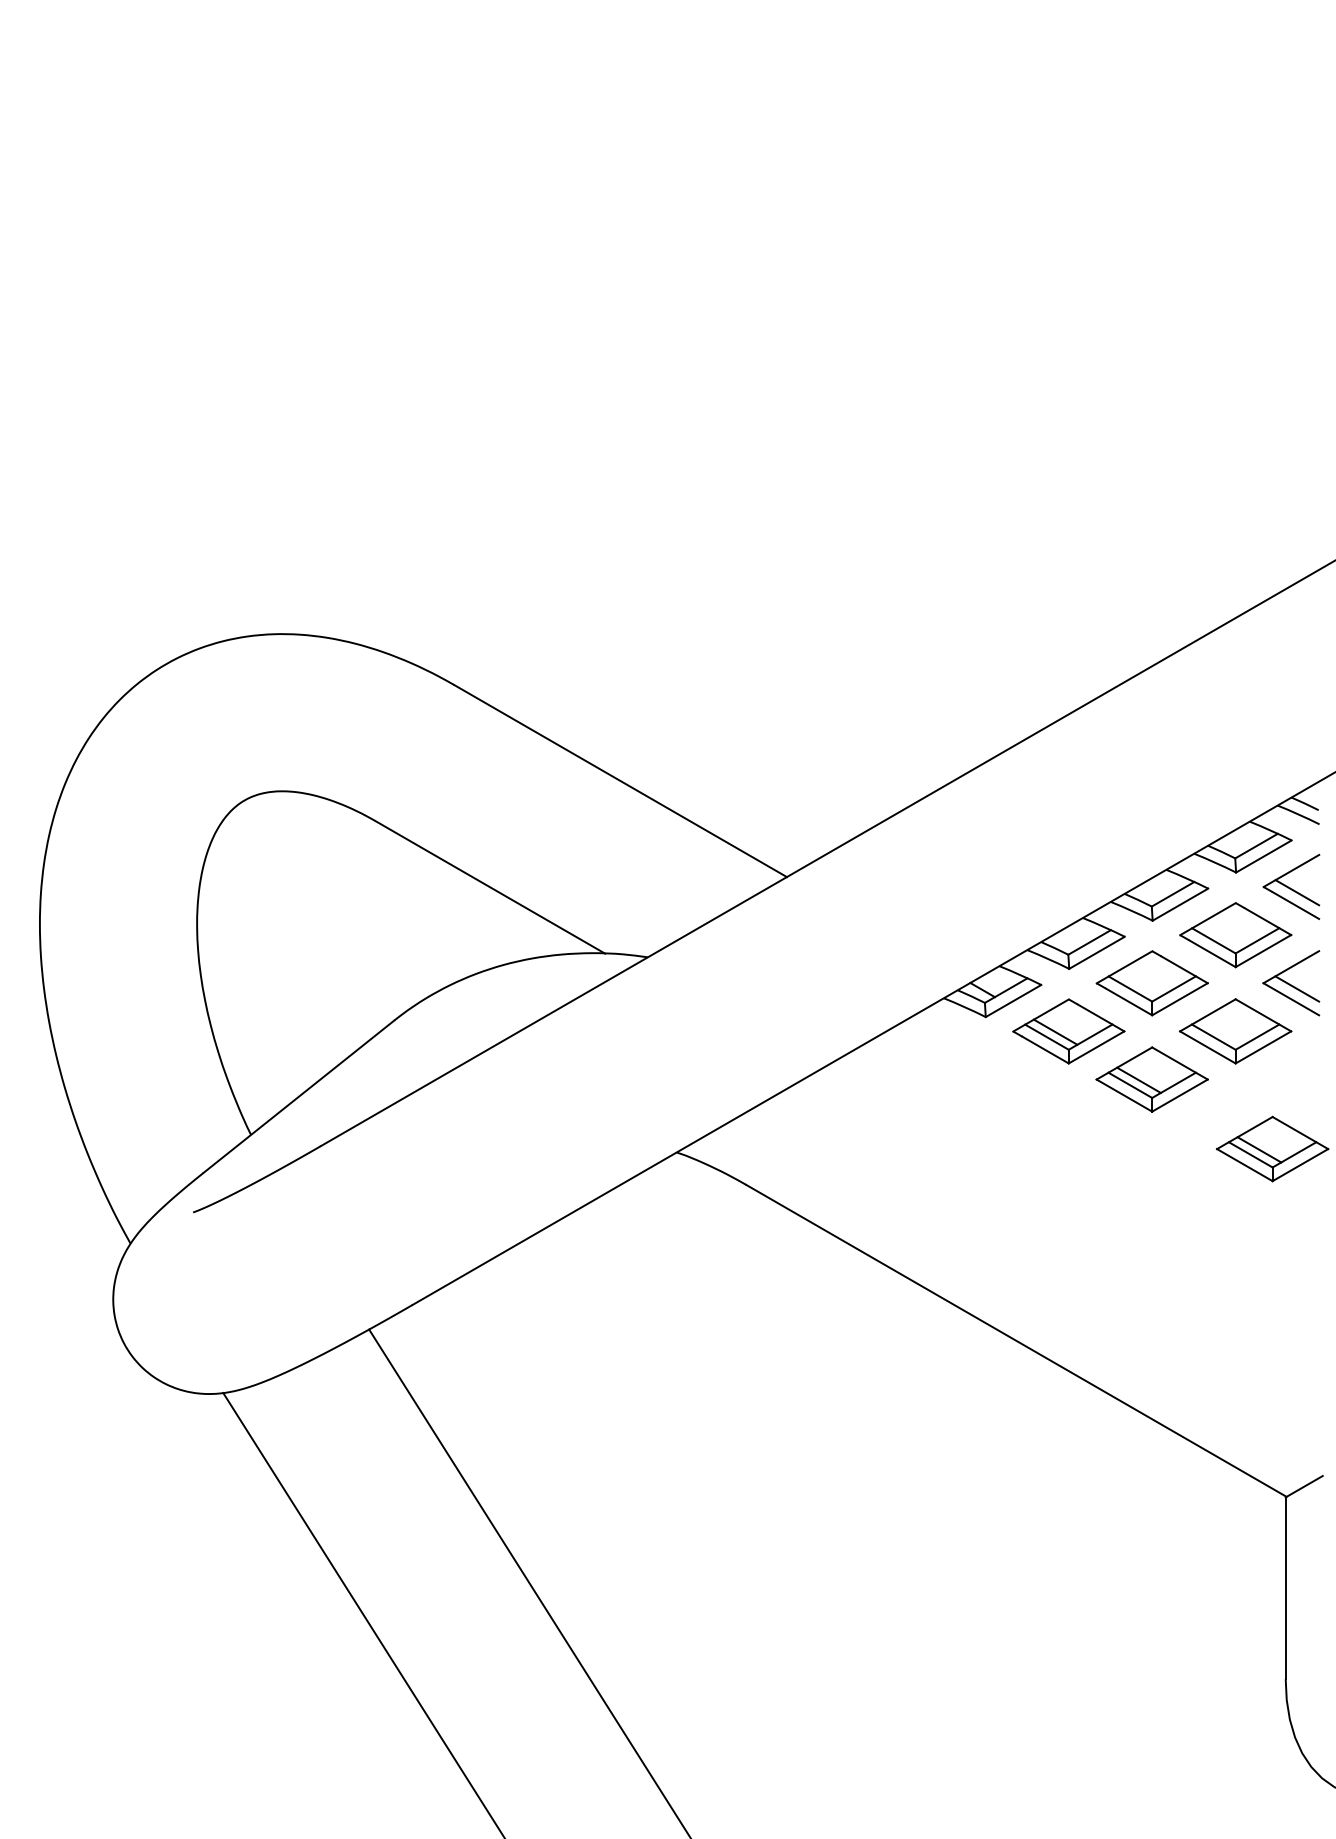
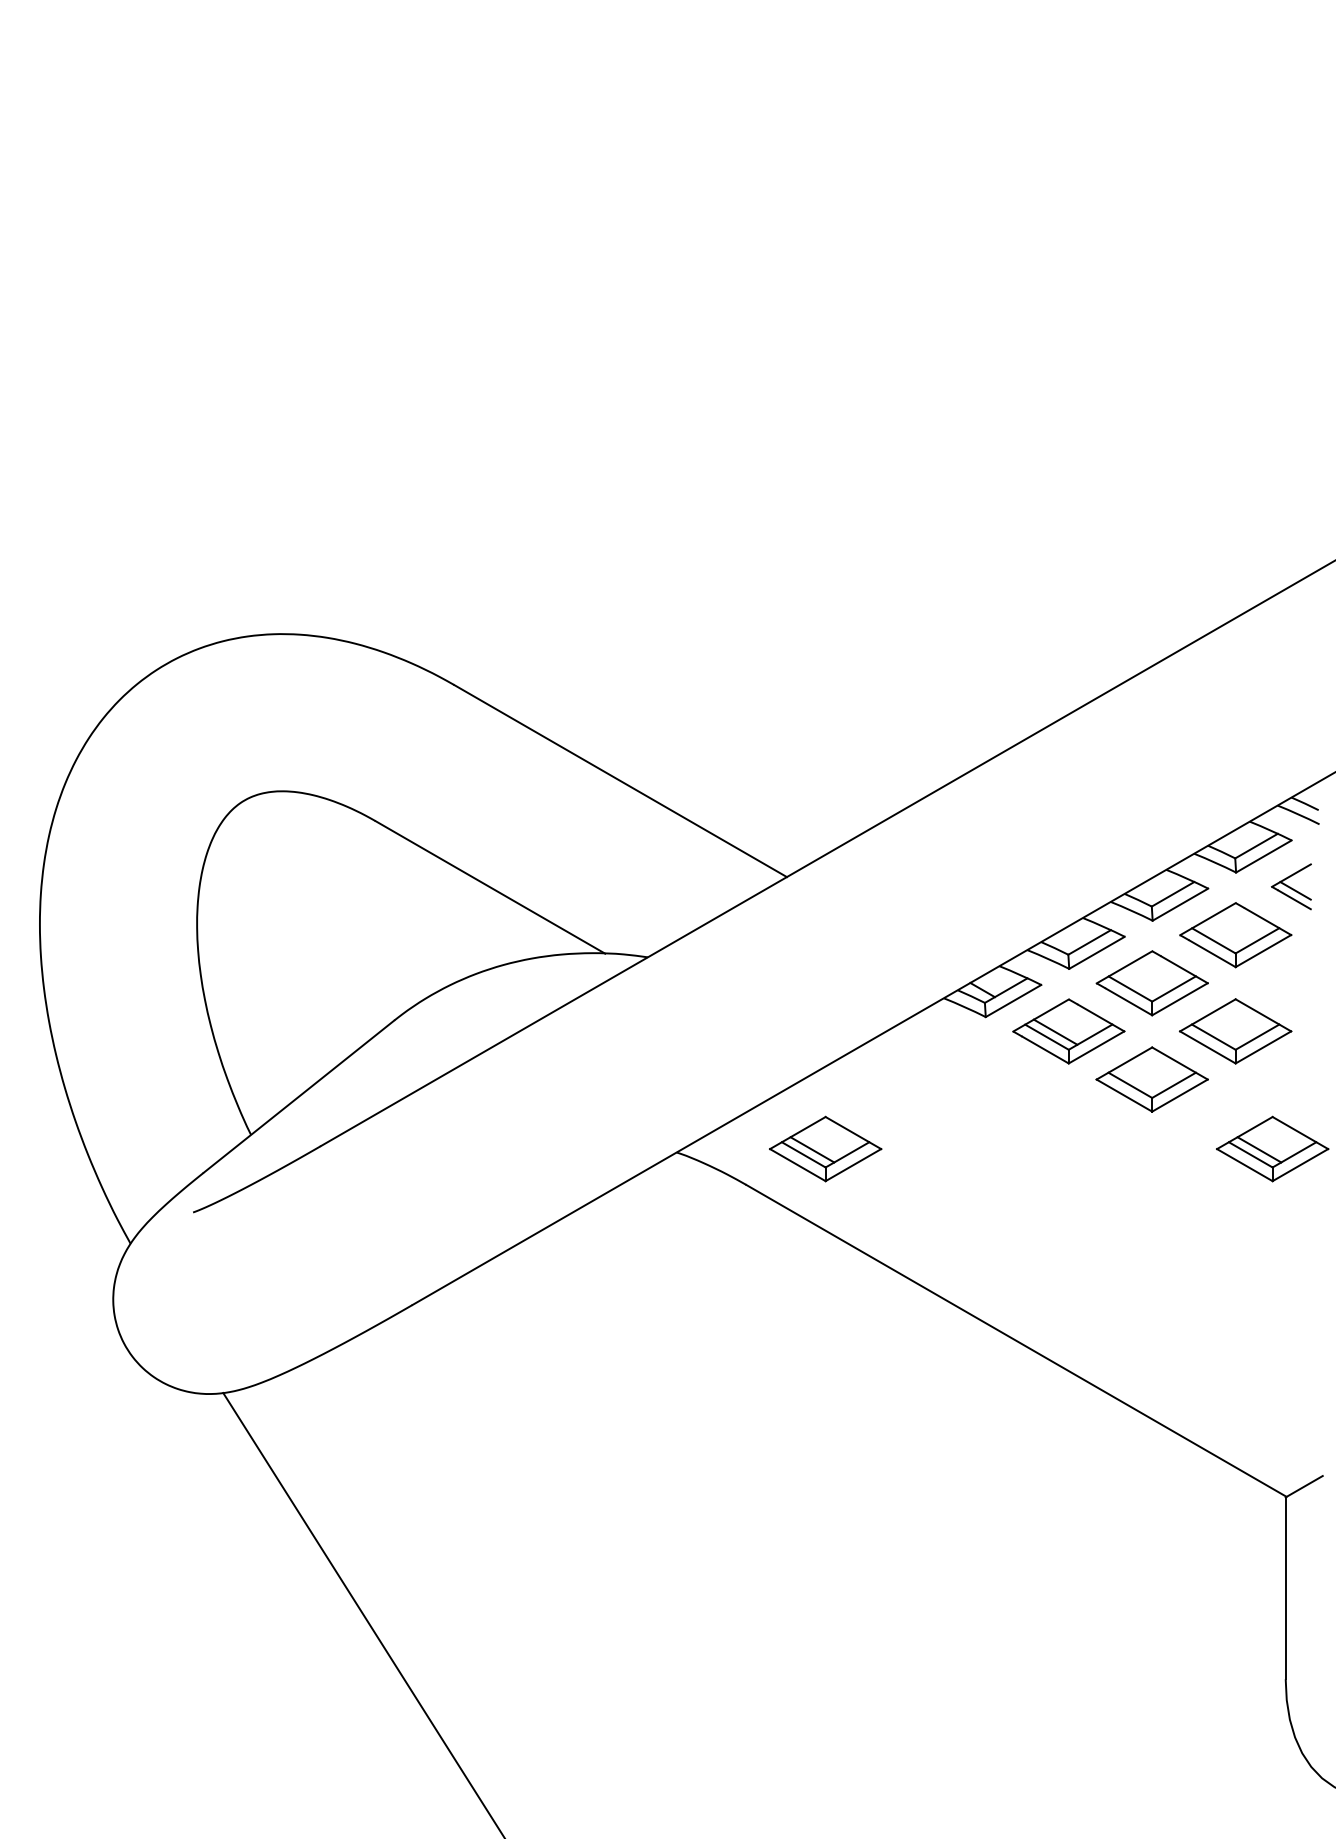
part size: 59x67 px -> 41x48 px (1291, 886)
part: present -> none (1291, 983)
line: present -> none (1138, 1079)
part: none -> present (825, 1148)
line: present -> none (528, 1582)
